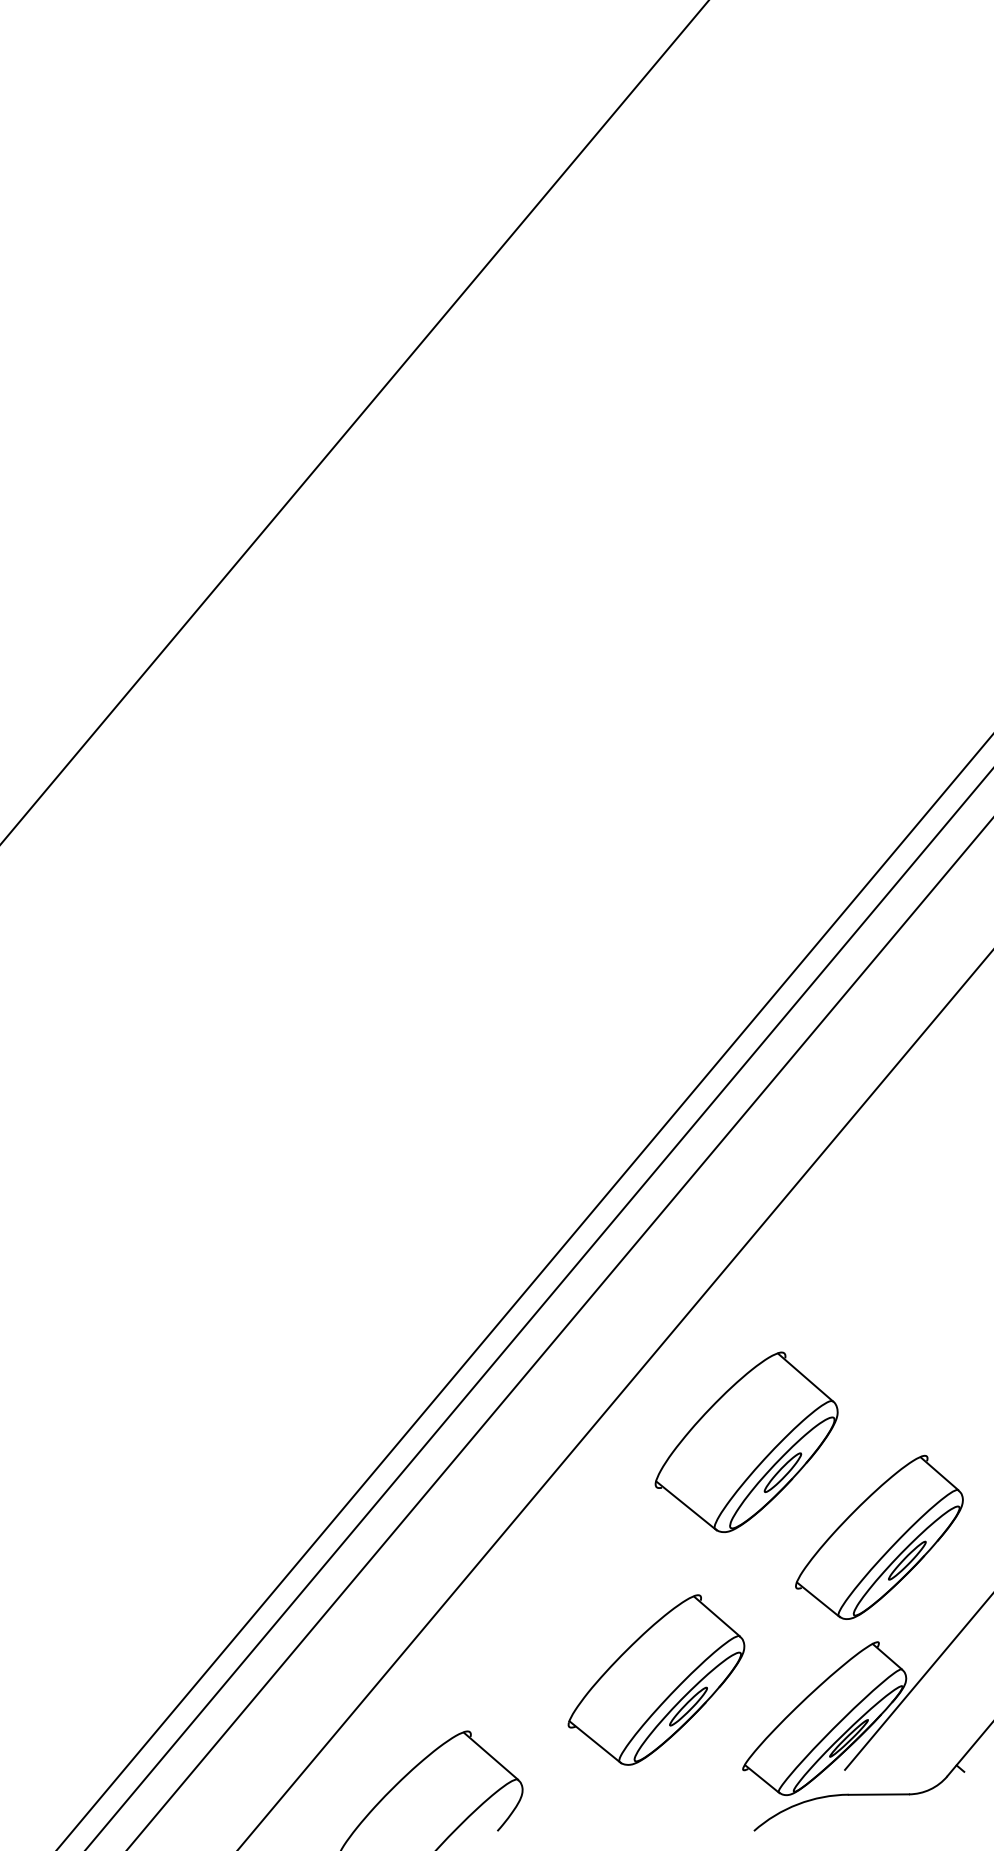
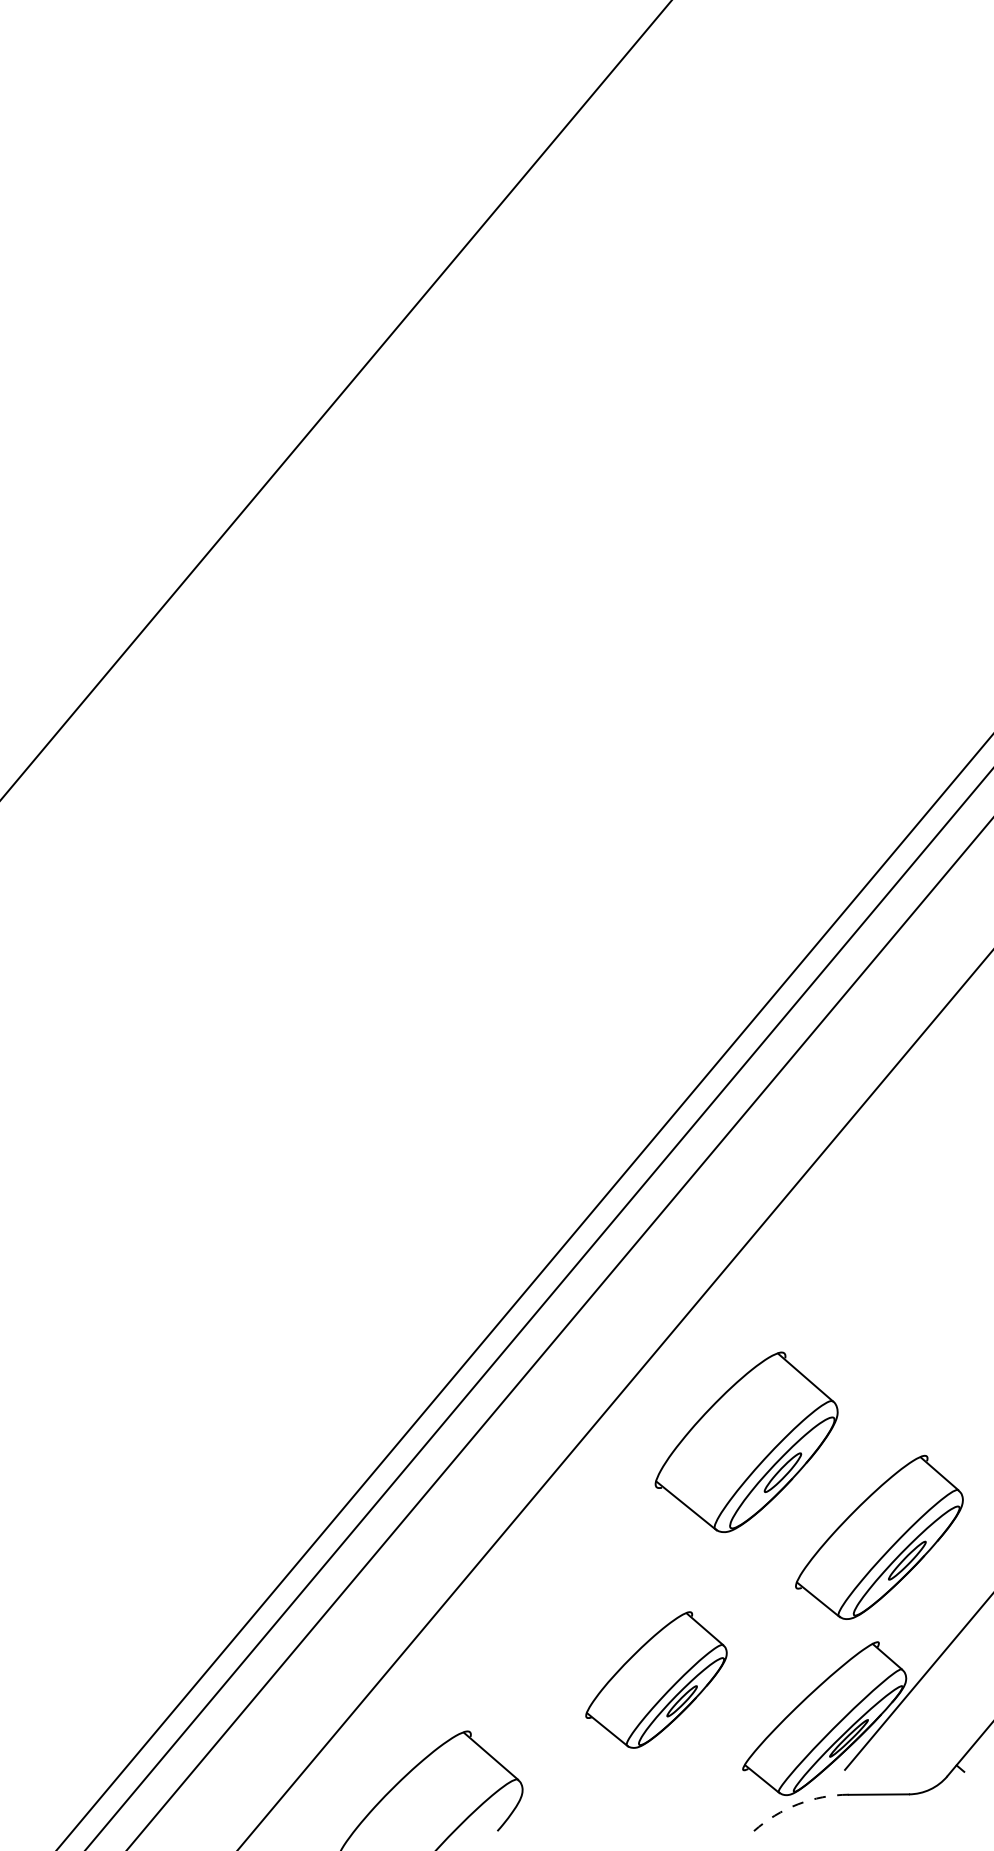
line position: (354, 422) -> (336, 400) (336, 400)
part size: 179x172 px -> 143x138 px (656, 1679)
arc: solid -> dashed (798, 1804)
